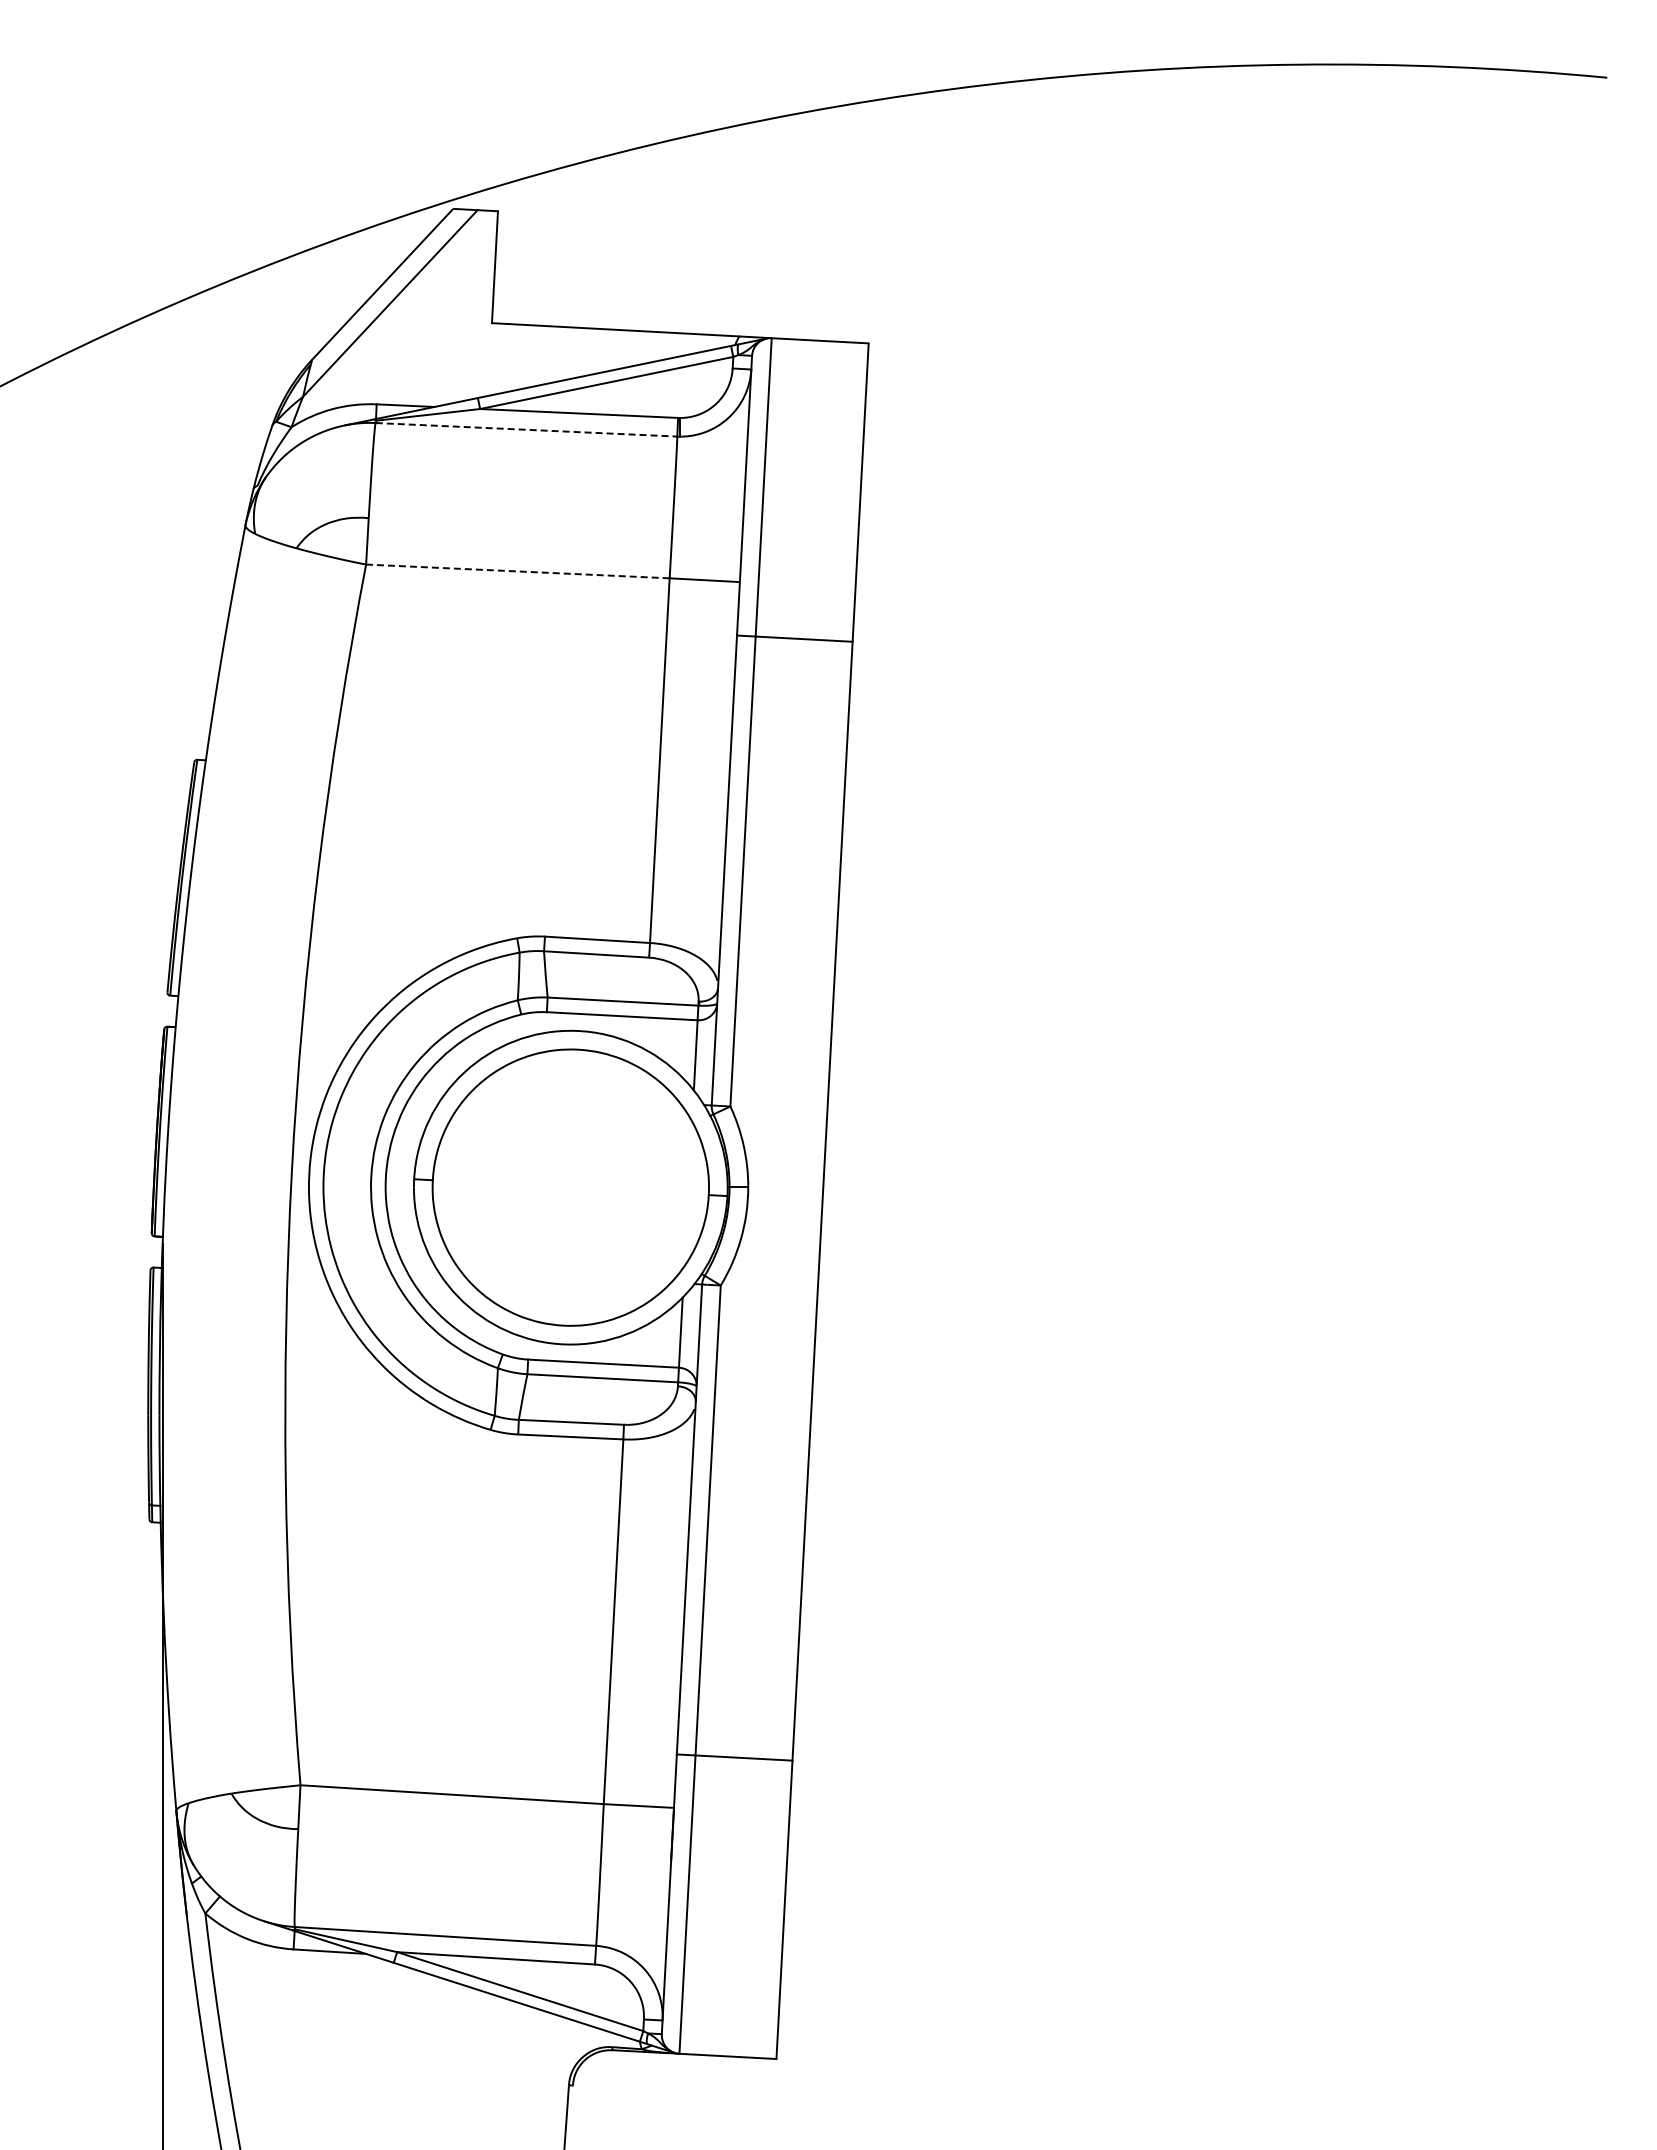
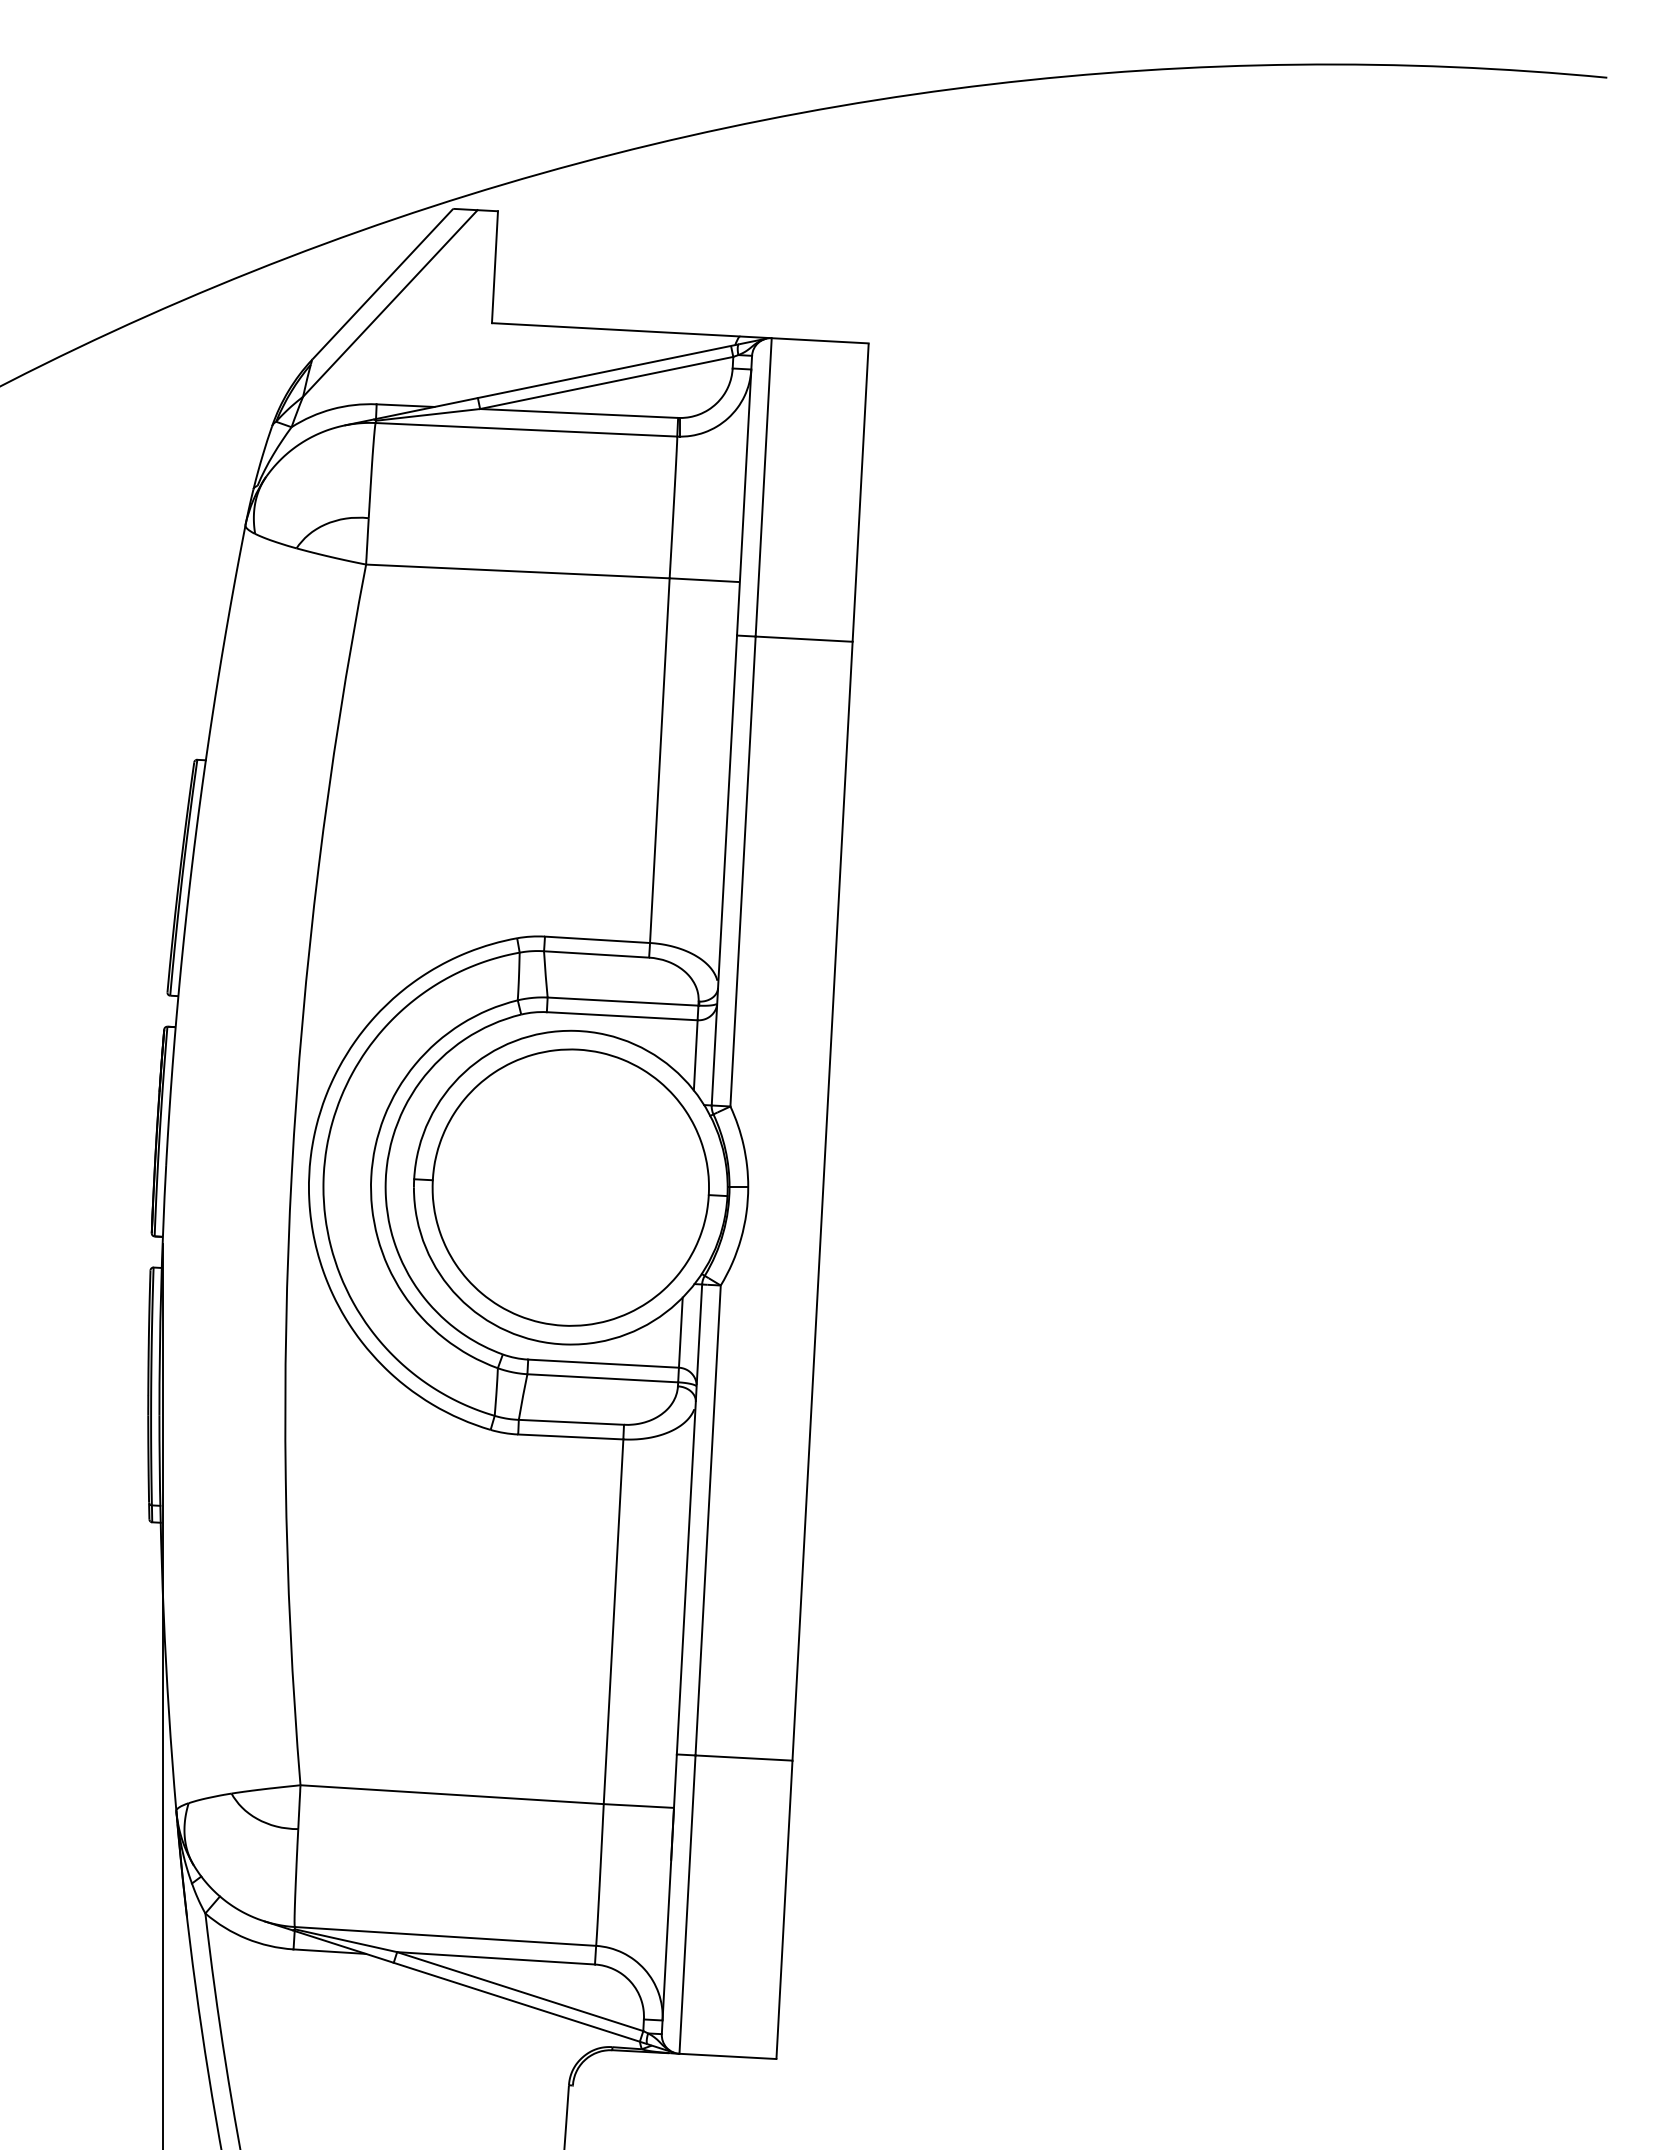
line: dashed -> solid (526, 429)
line: dashed -> solid (517, 571)
